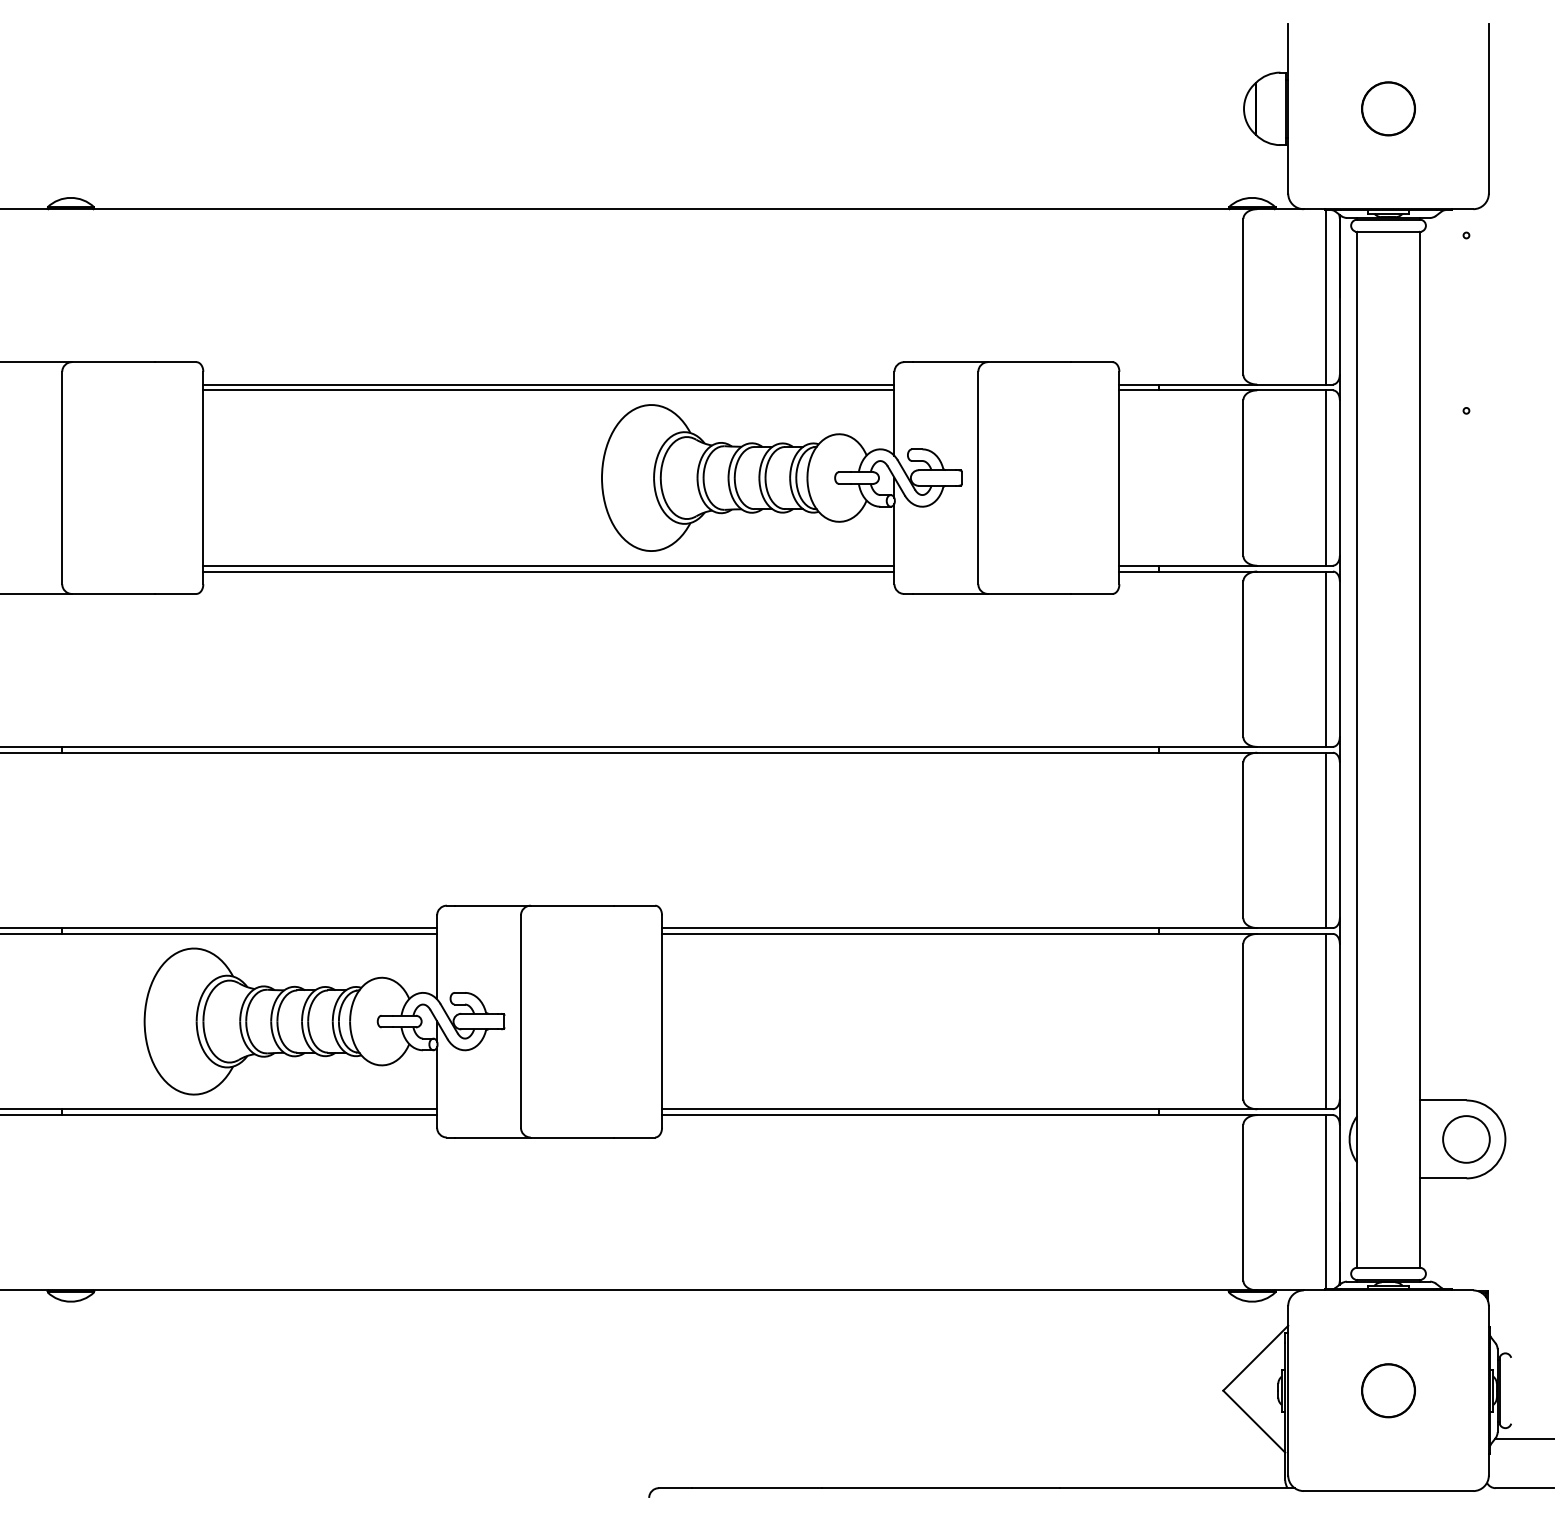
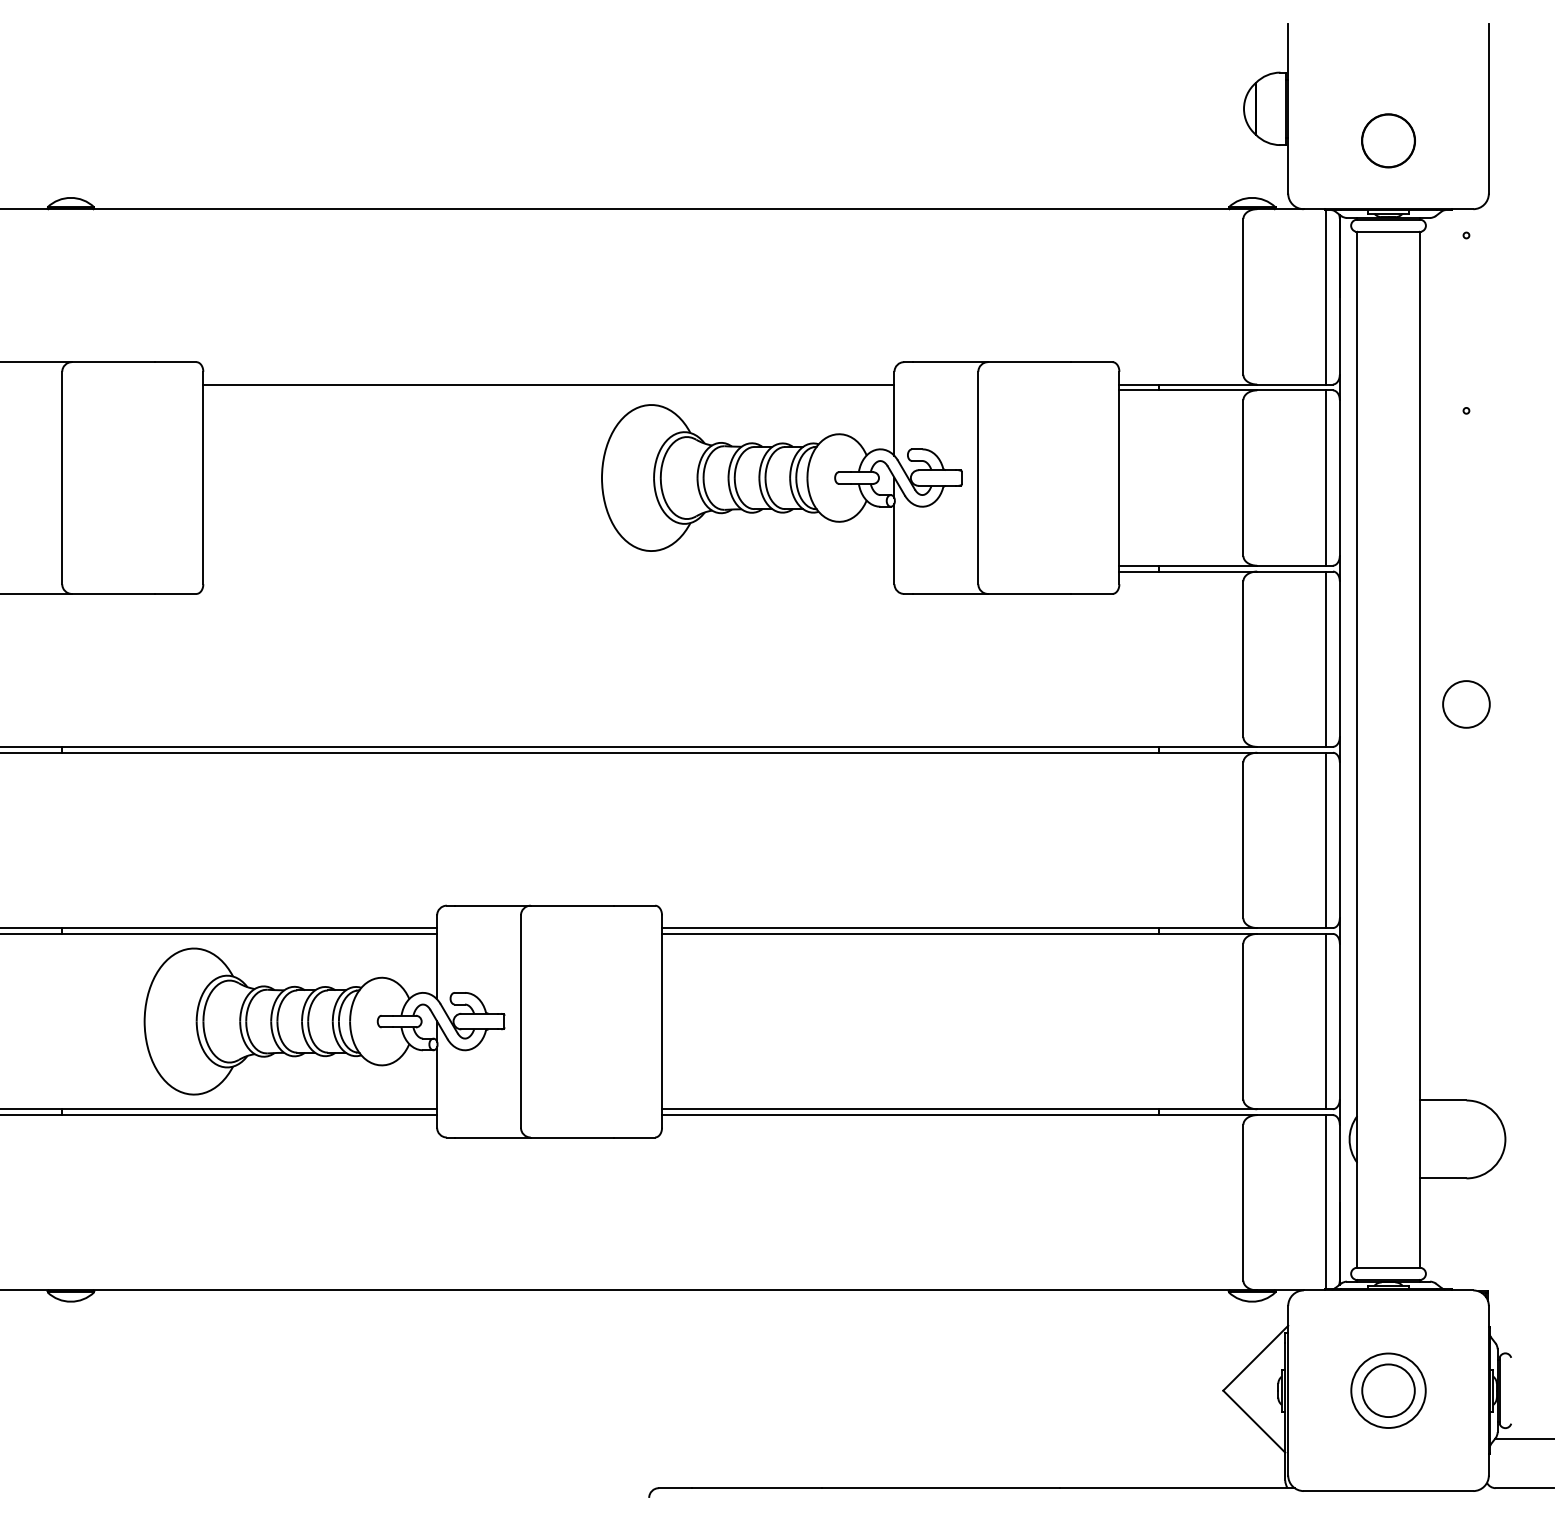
circle position: (1388, 108) -> (1388, 140) (1388, 140)
line: present -> none (548, 390)
line: present -> none (548, 565)
line: present -> none (548, 571)
circle position: (1466, 1139) -> (1466, 704) (1466, 704)
circle diameter: 53 px -> 74 px (1388, 1390)
